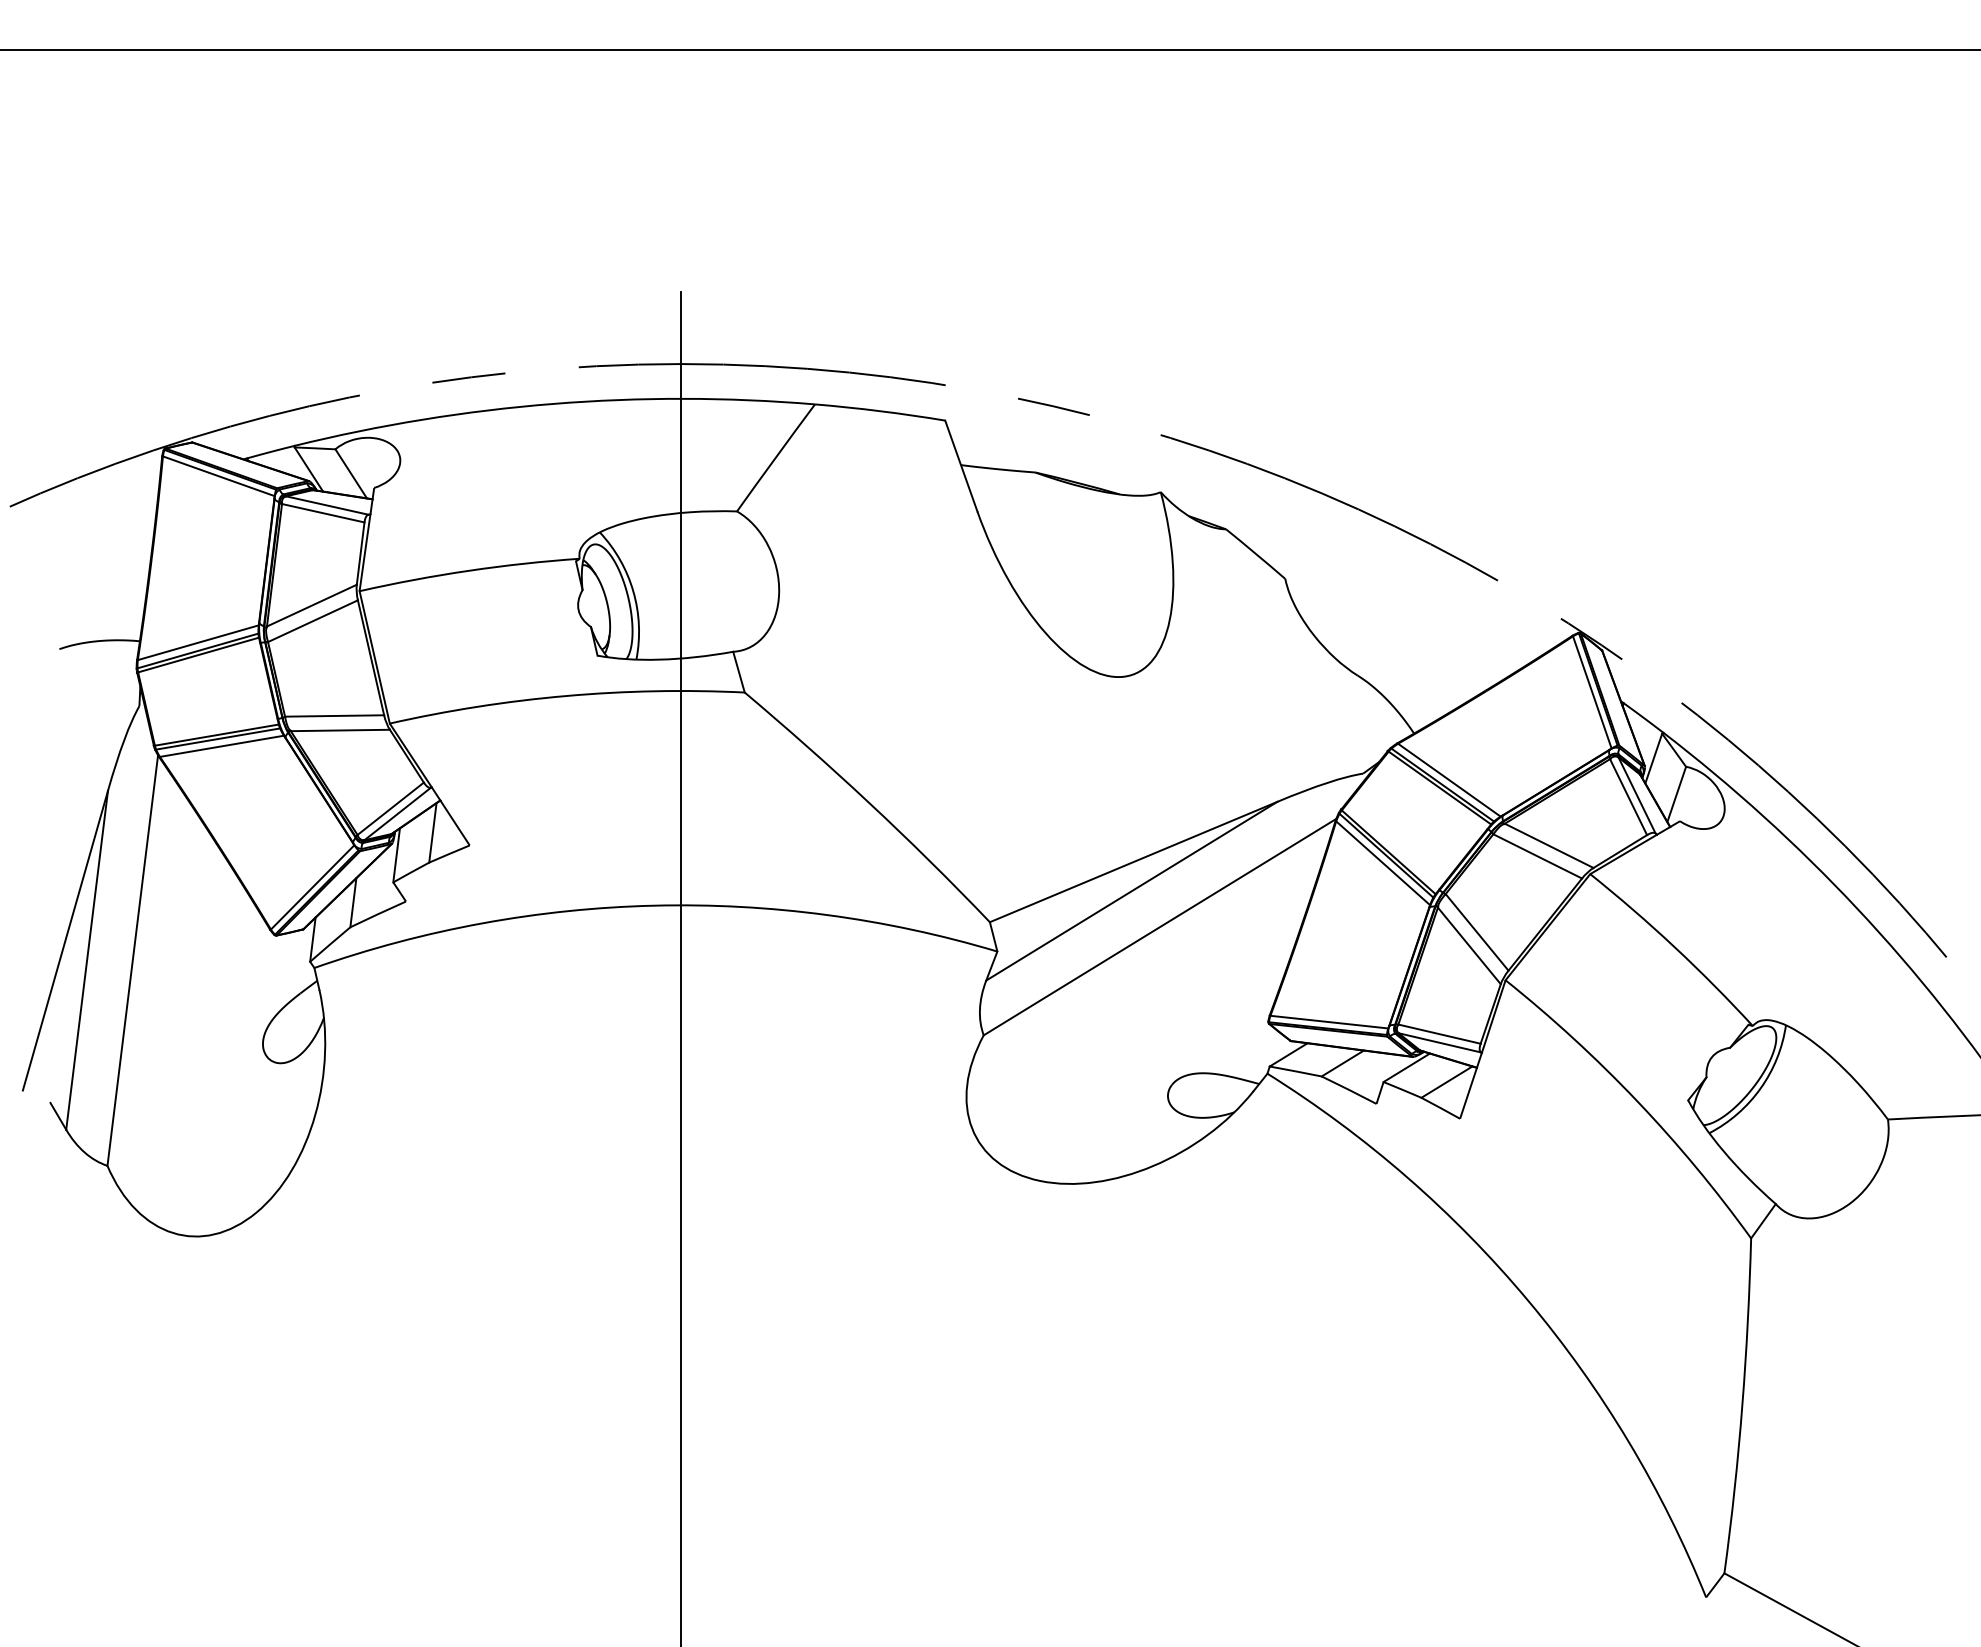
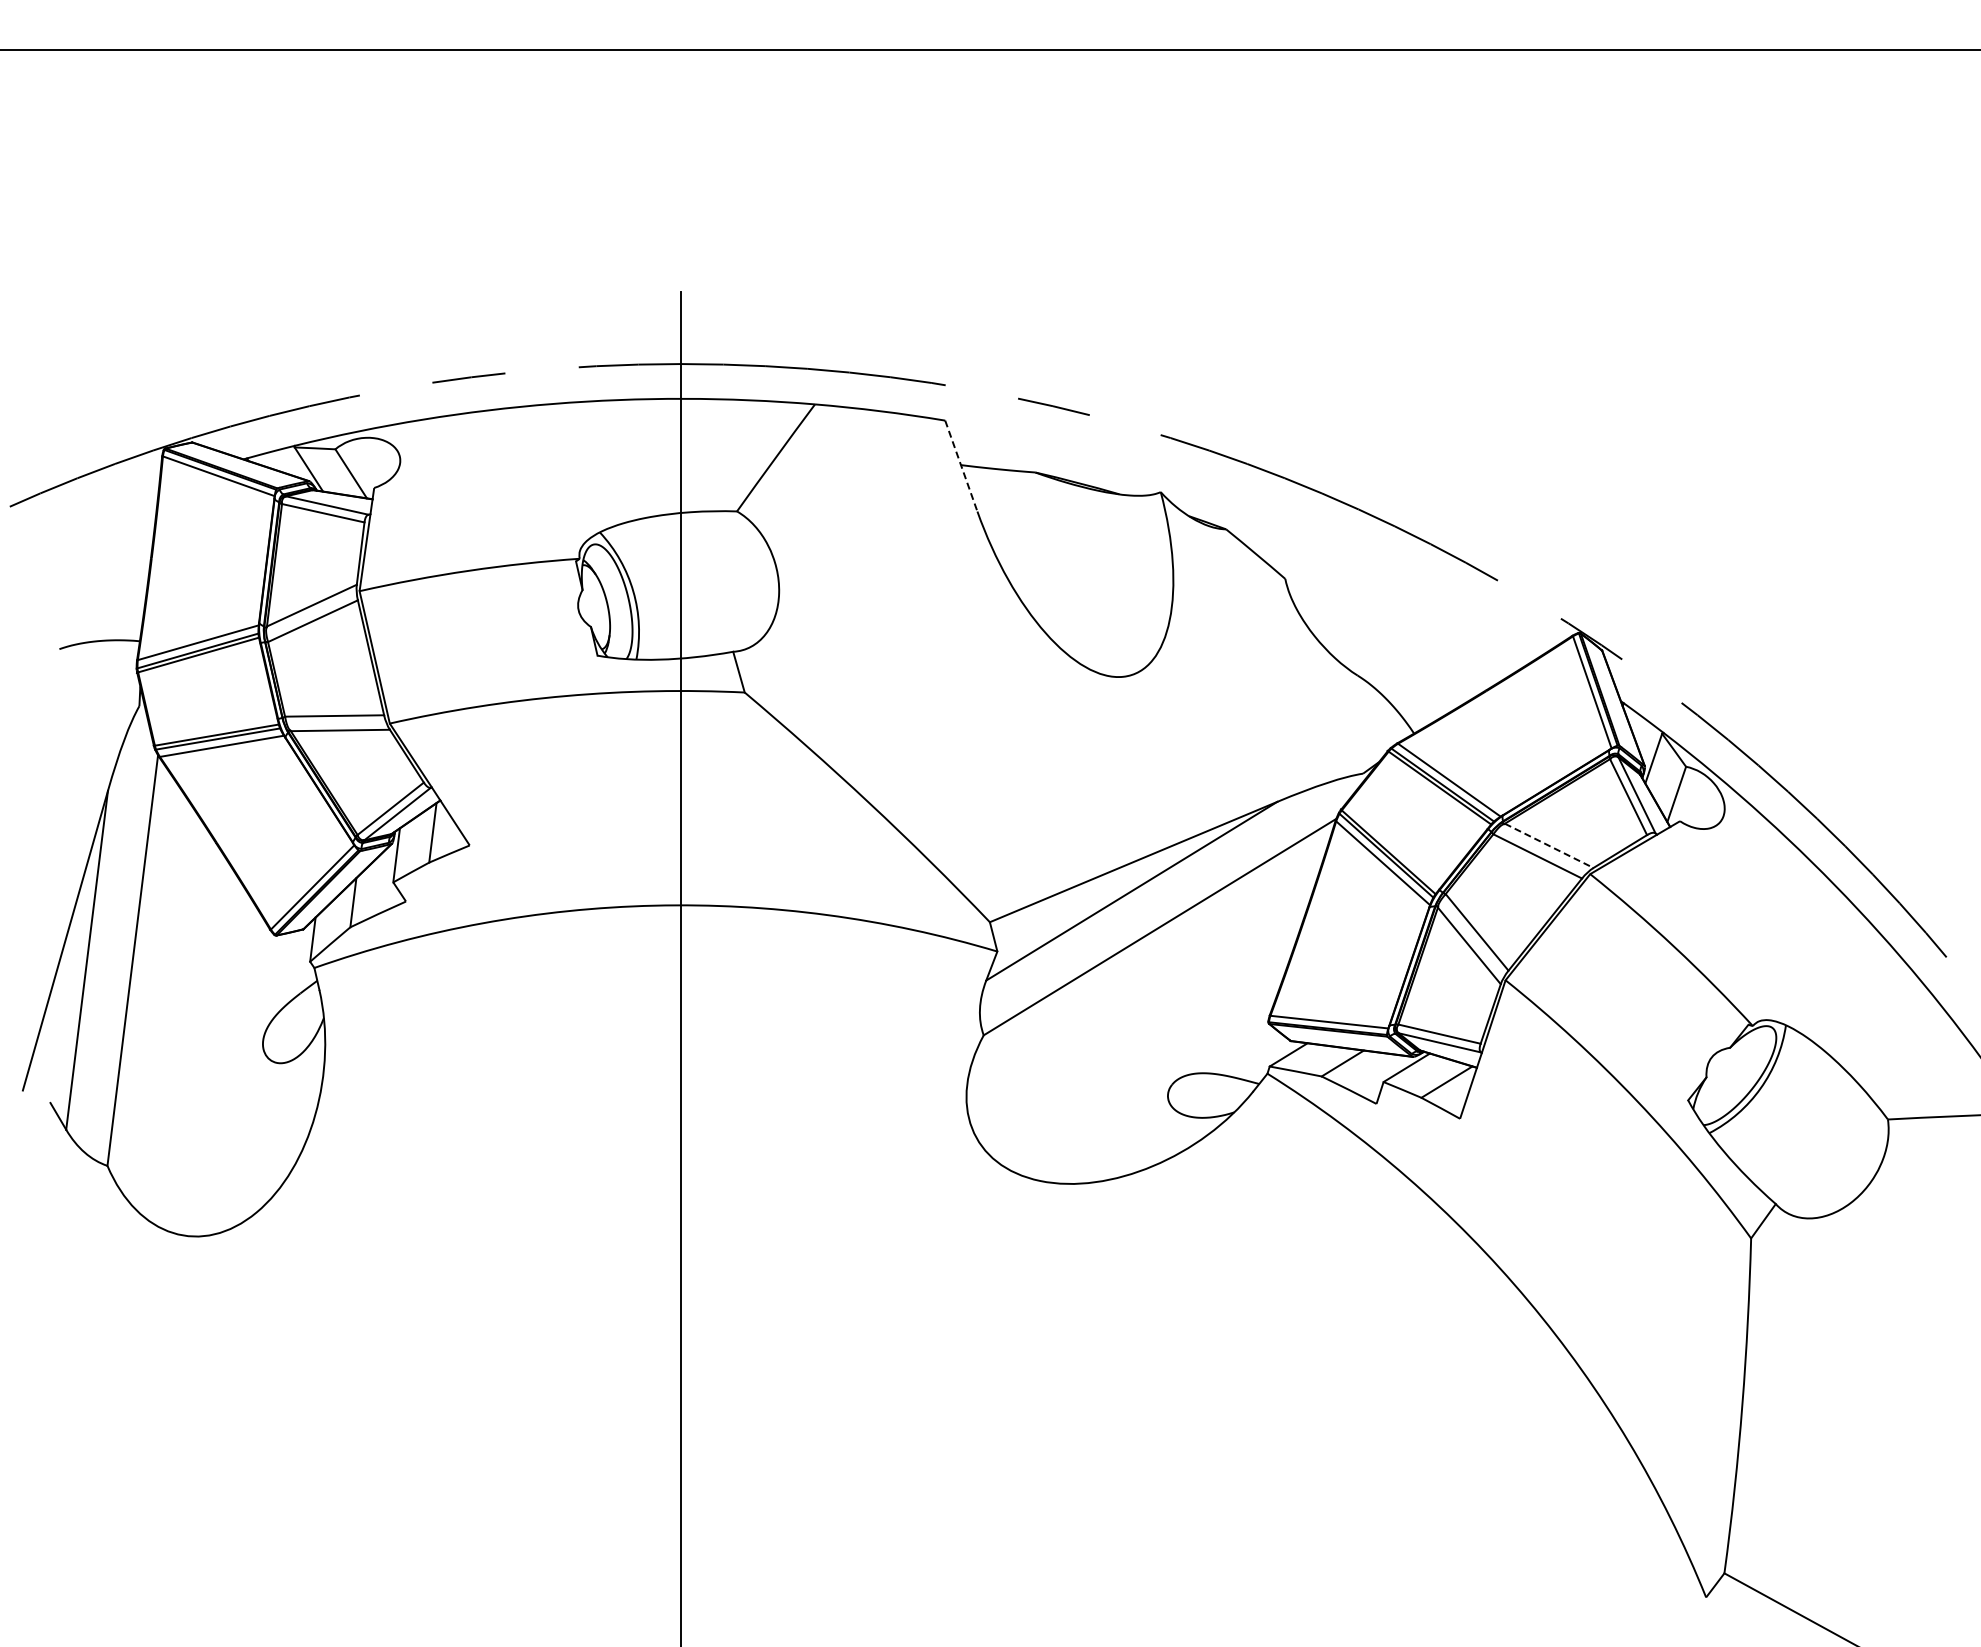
line: solid -> dashed (961, 466)
line: solid -> dashed (1549, 845)
